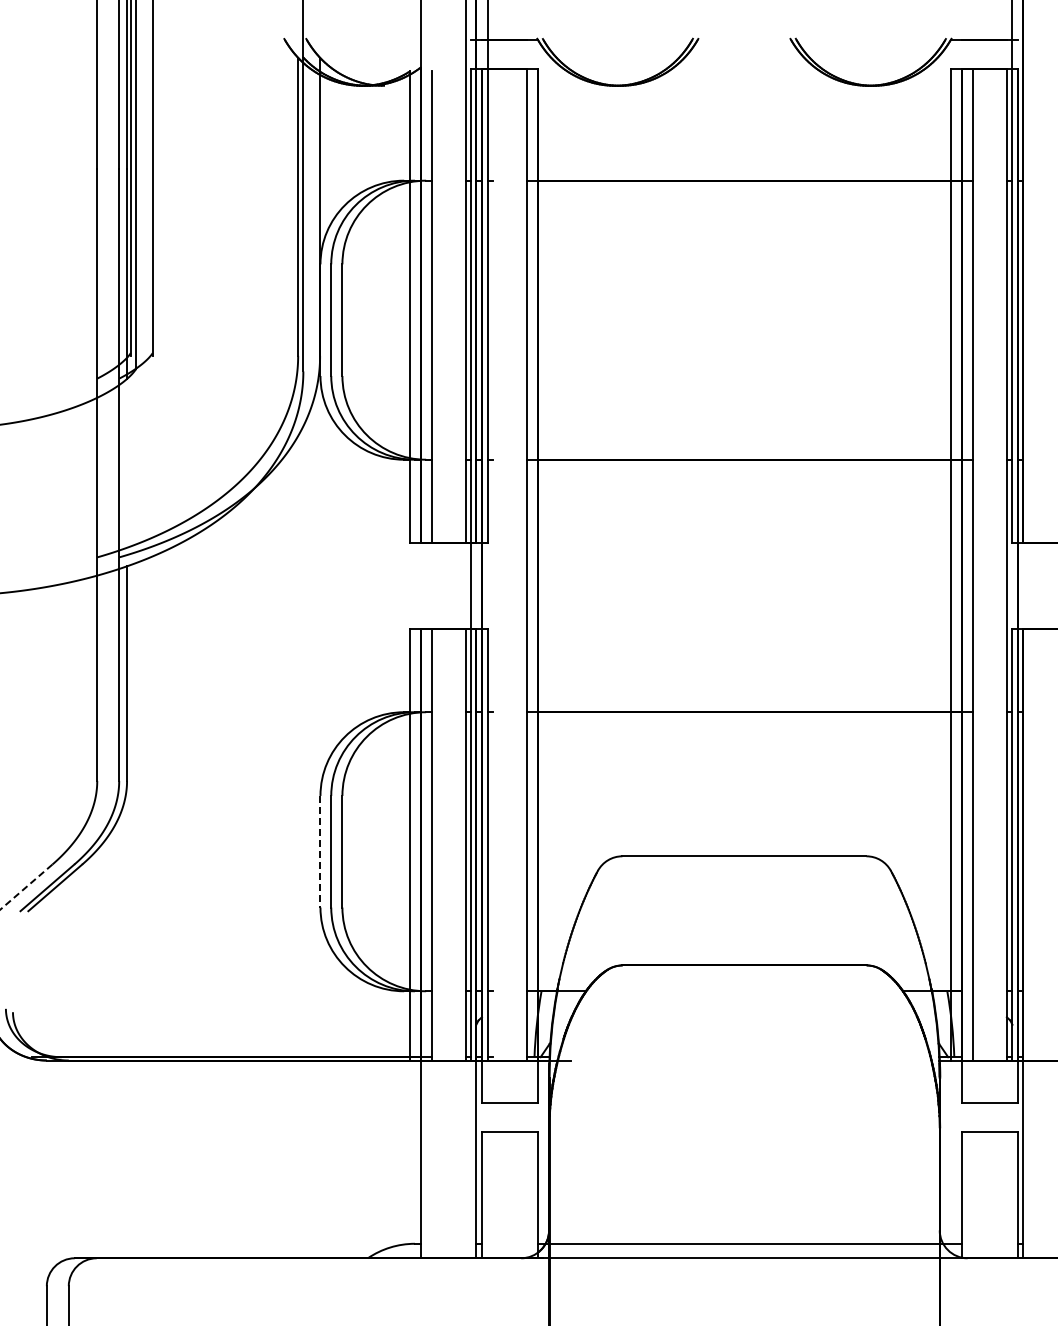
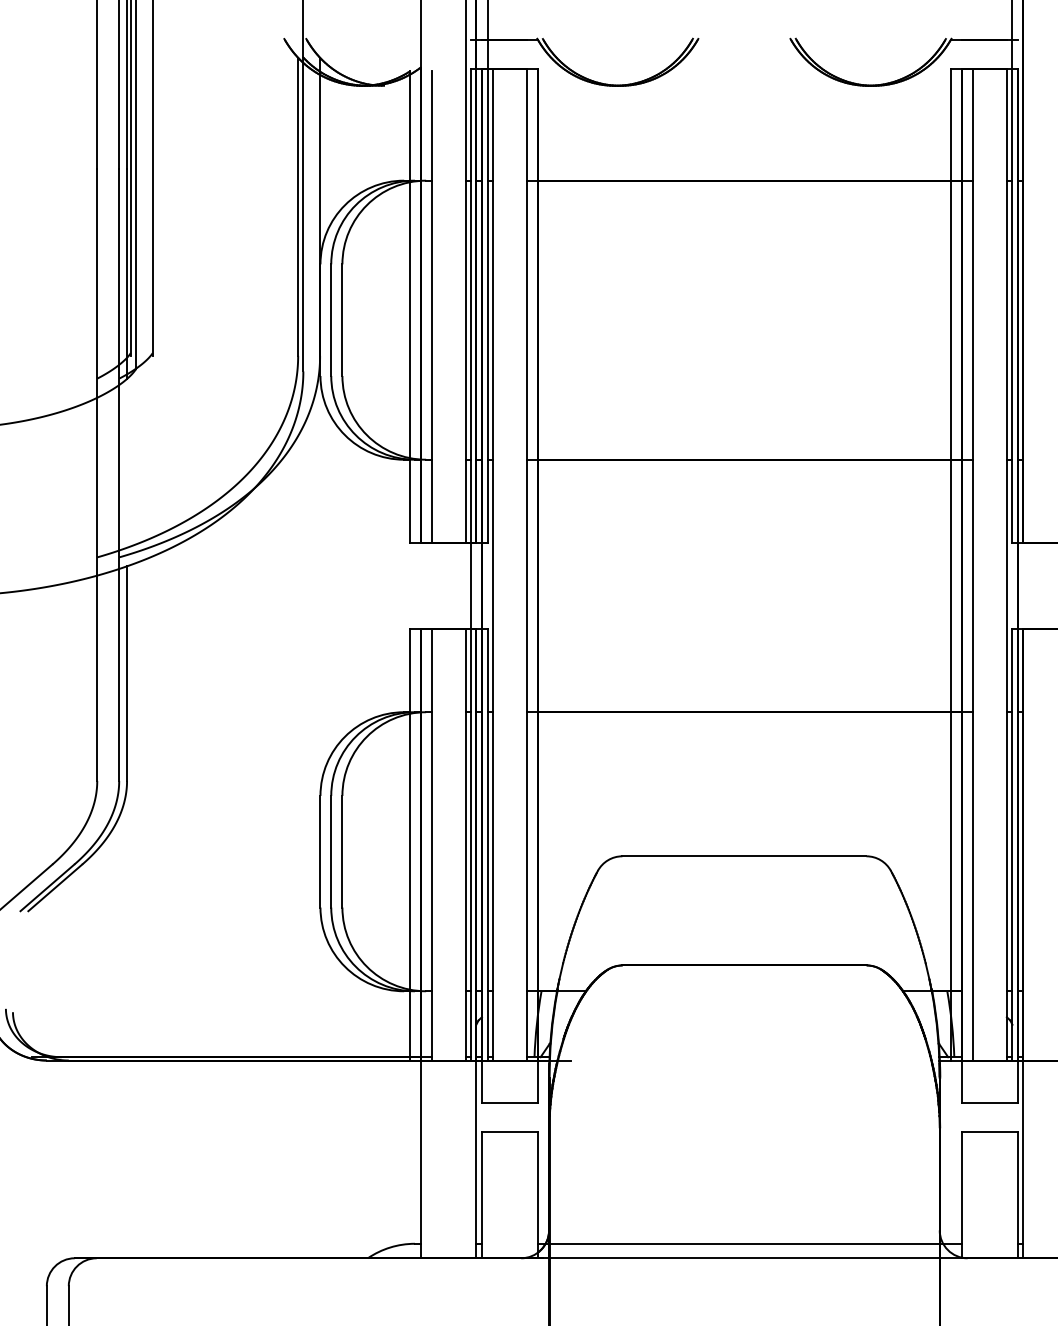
line: none -> present (493, 564)
line: dashed -> solid (320, 851)
line: dashed -> solid (26, 887)
